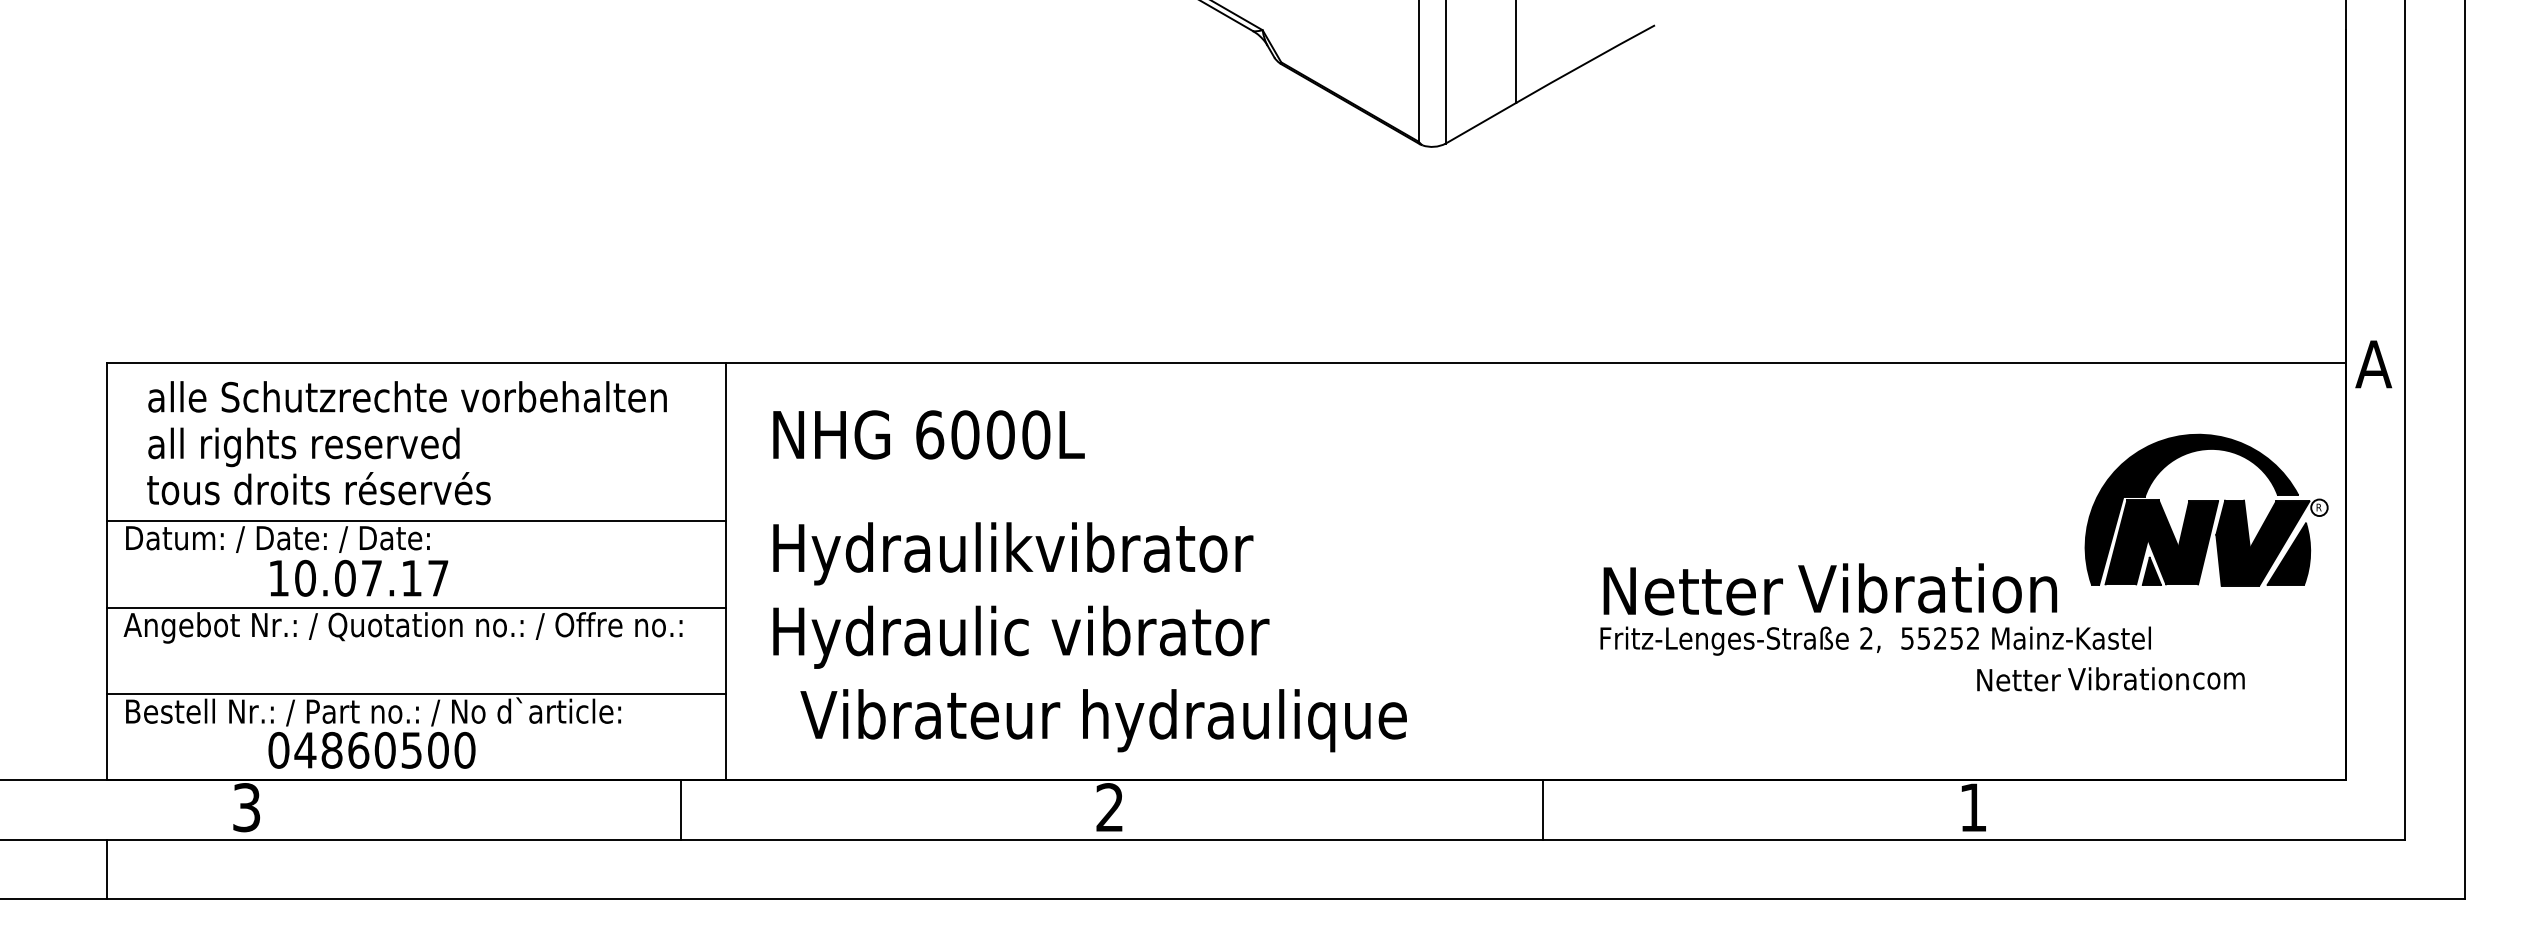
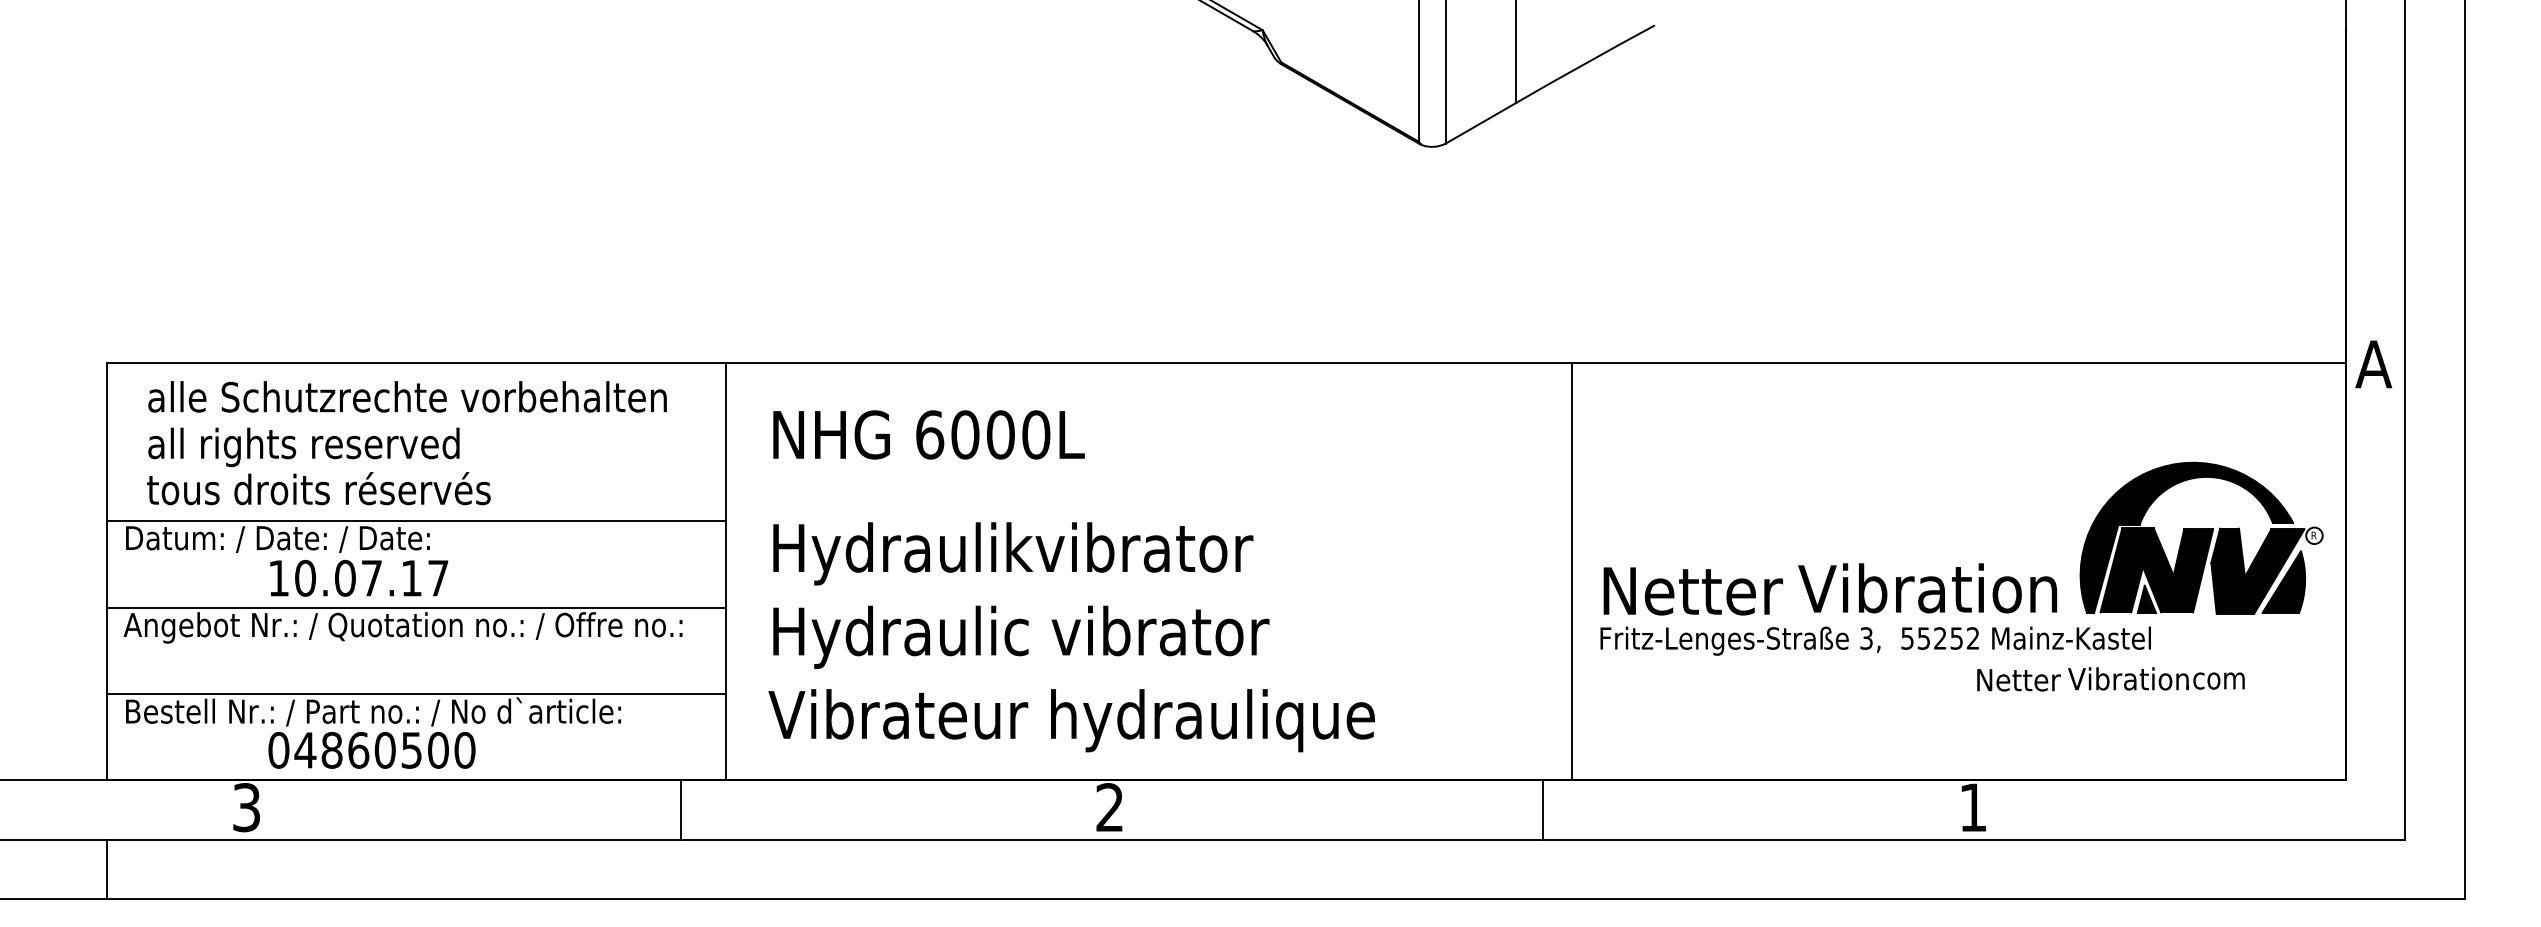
part position: (2206, 509) -> (2201, 537) (2201, 537)
line: none -> present (1571, 571)
text: 2, -> 3, (1866, 638)
text position: (1103, 720) -> (1071, 720) (1071, 720)
